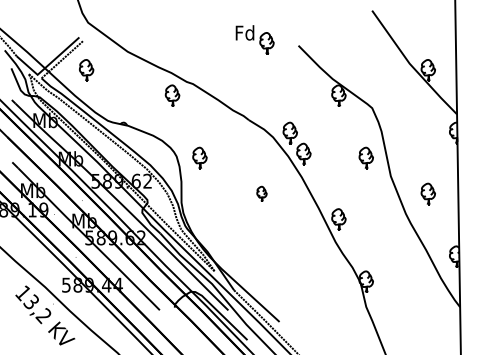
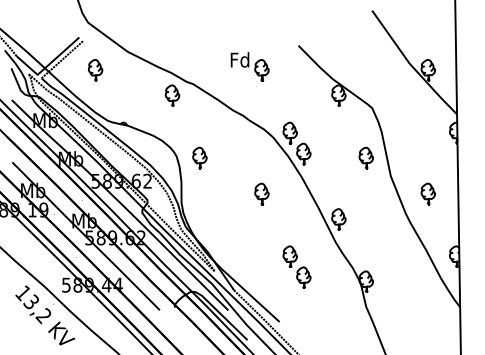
part position: (254, 39) -> (249, 66) (249, 66)
part position: (86, 70) -> (95, 70) (95, 70)
part size: 12x17 px -> 16x24 px (261, 193)
part: none -> present (296, 266)
